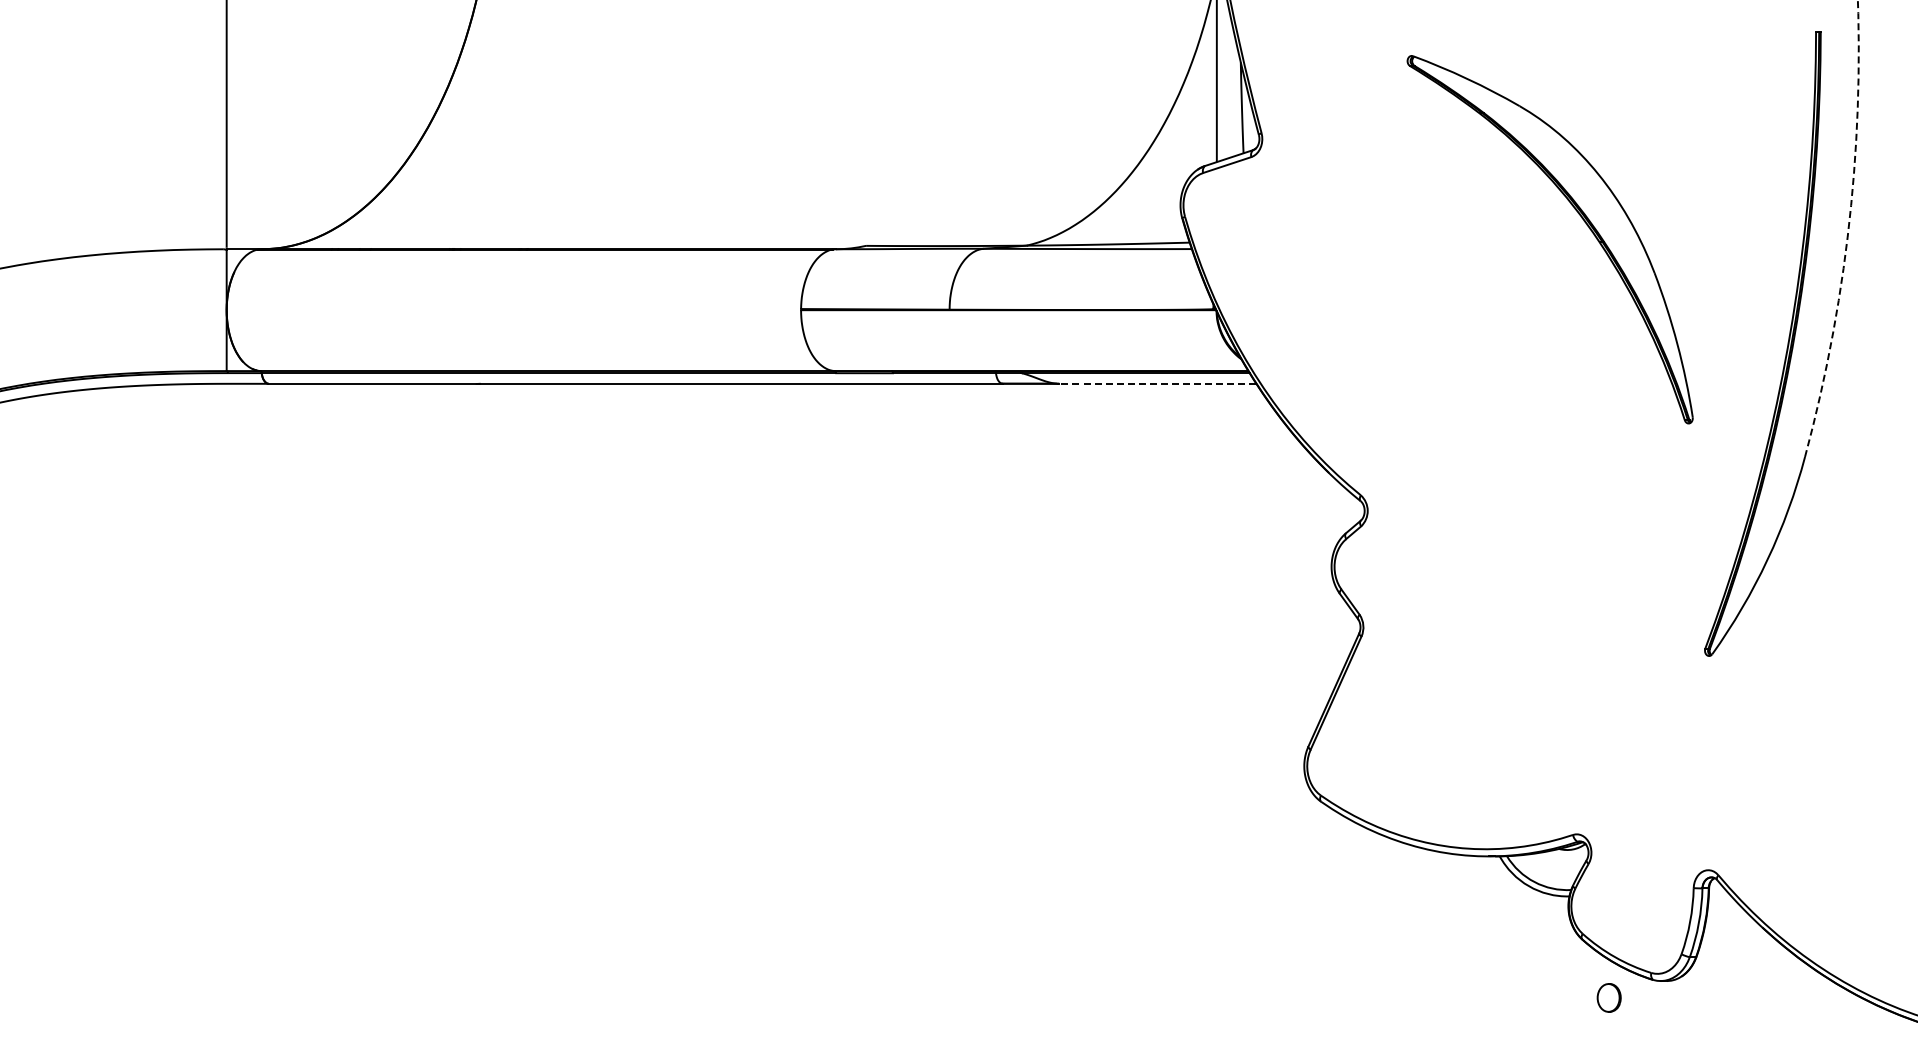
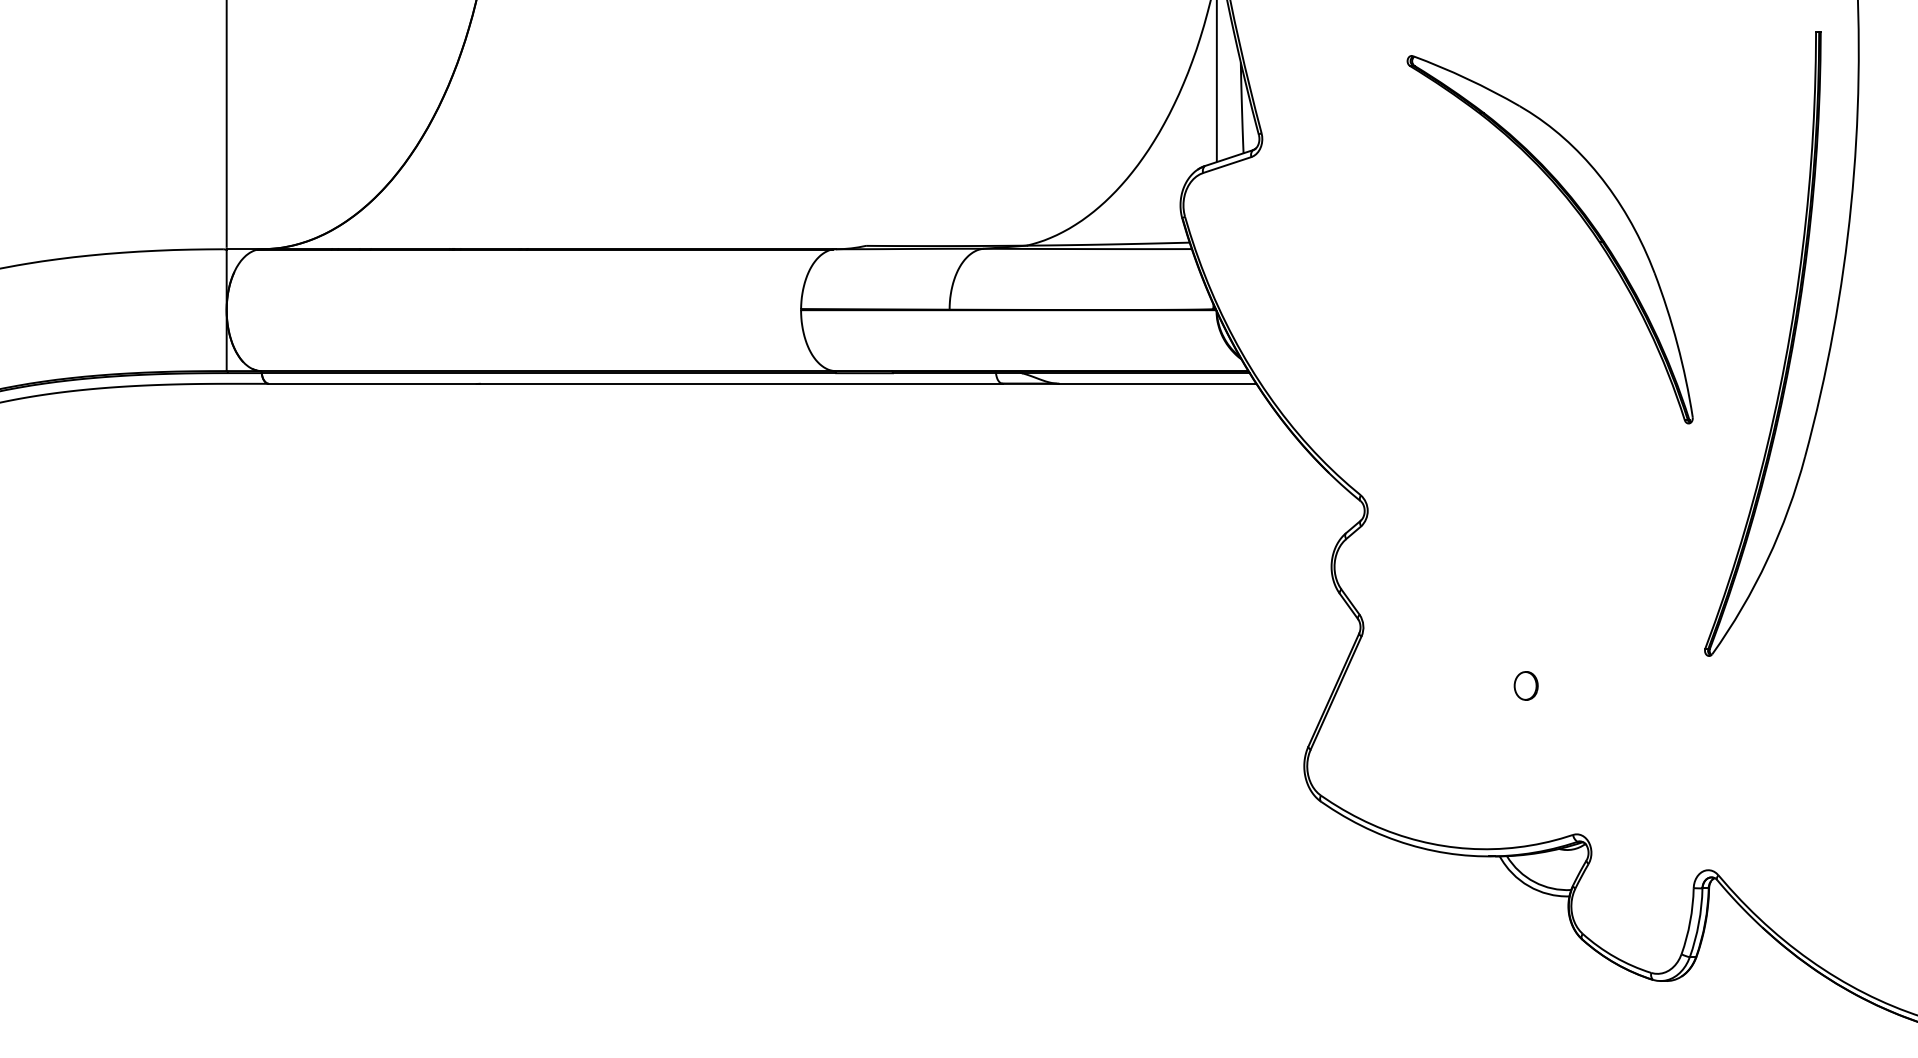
arc: dashed -> solid (1848, 231)
line: dashed -> solid (1157, 383)
part position: (1608, 997) -> (1525, 685) (1525, 685)
